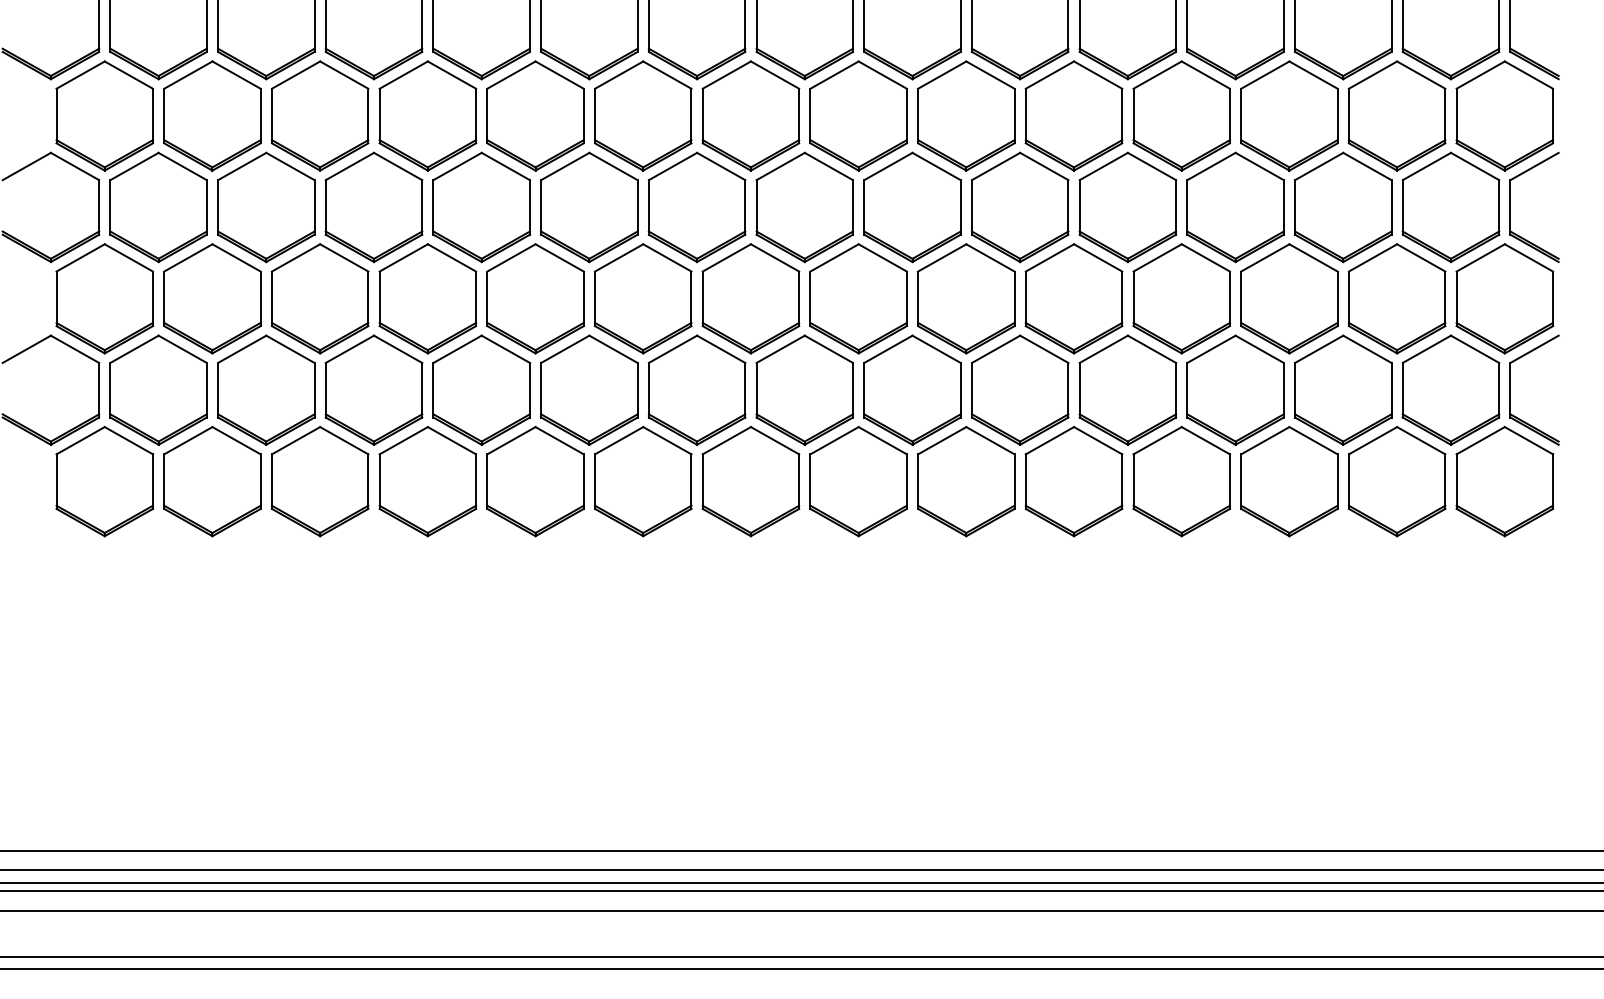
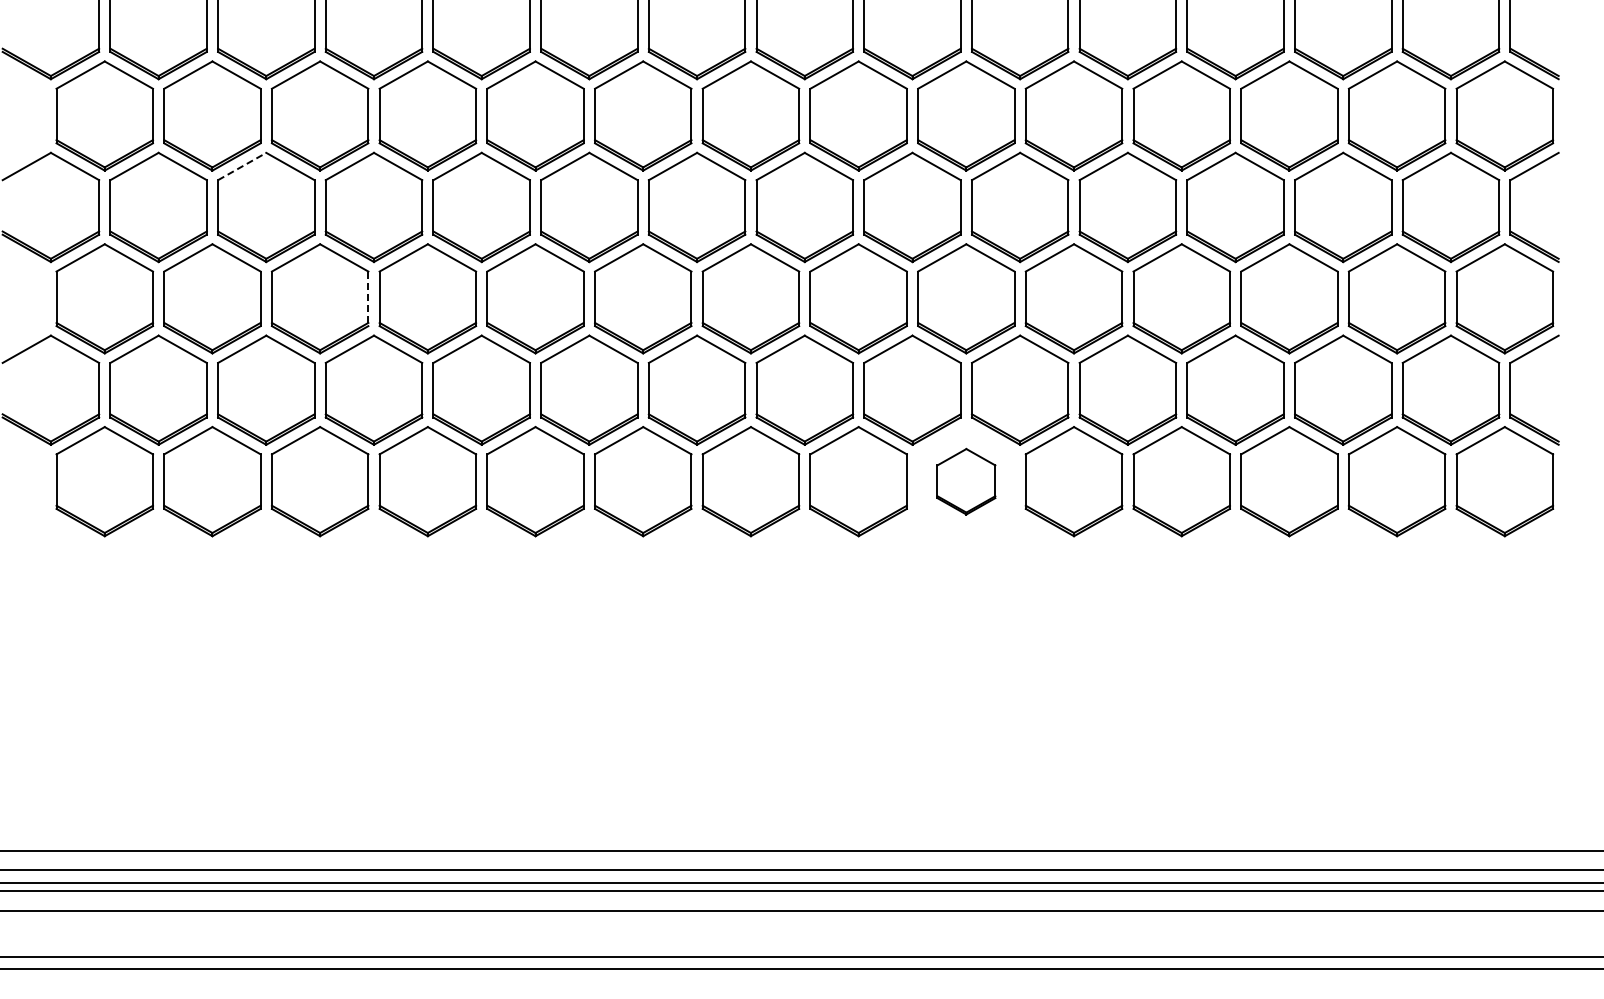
line: solid -> dashed (242, 166)
line: solid -> dashed (368, 299)
part size: 99x112 px -> 61x69 px (966, 481)
